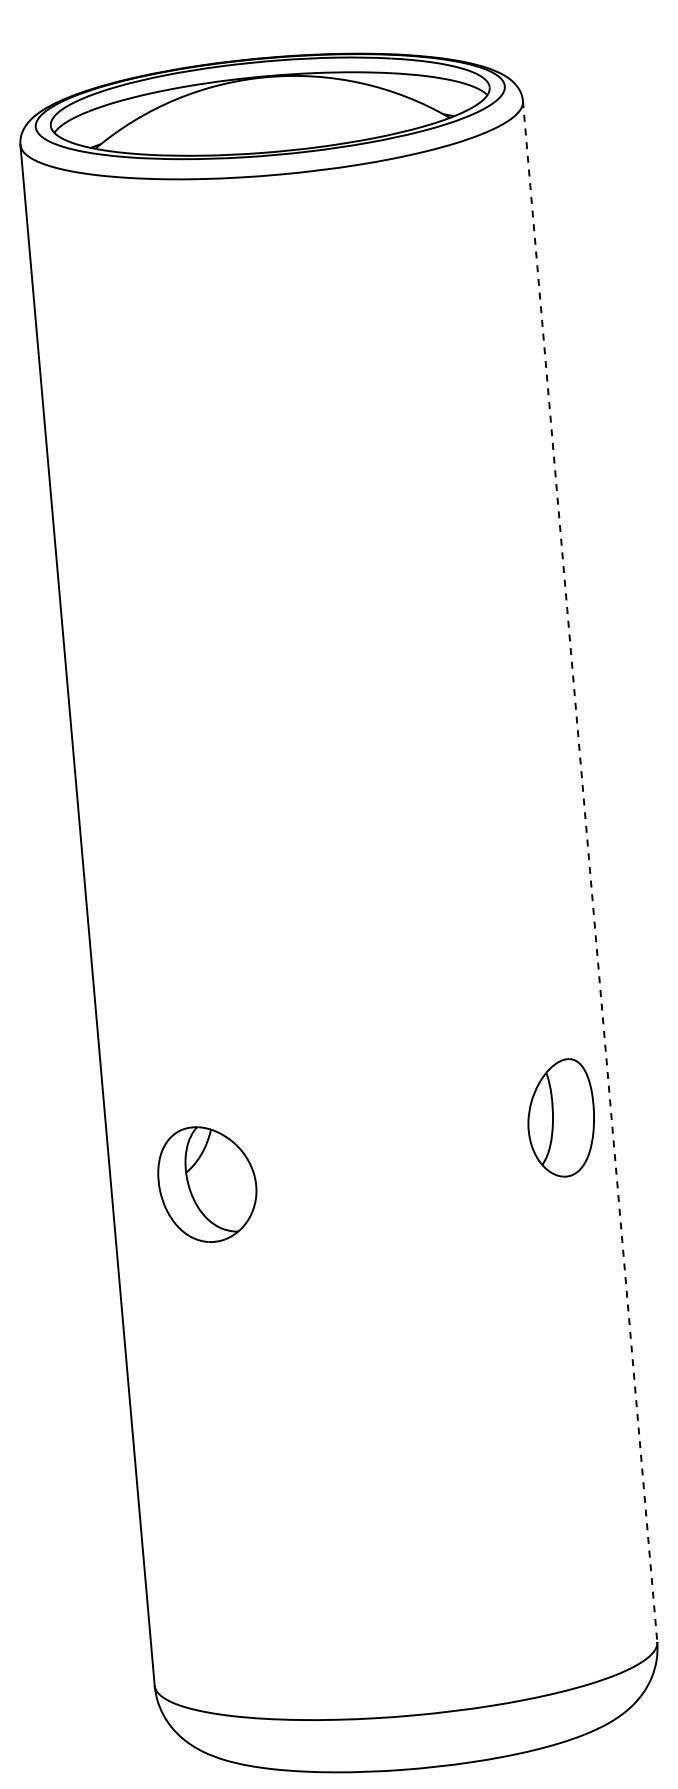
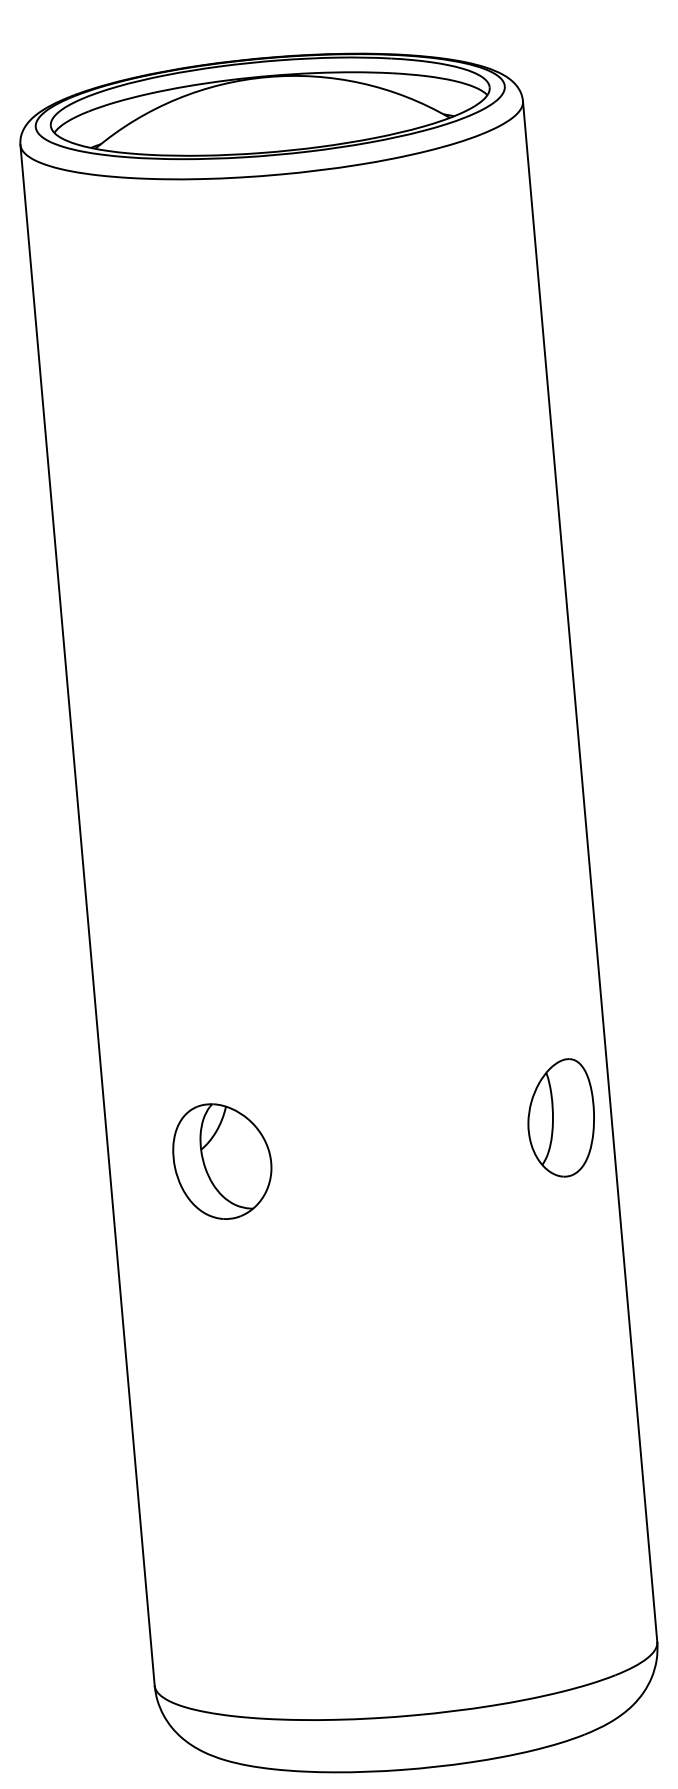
line: dashed -> solid (590, 872)
part position: (207, 1184) -> (222, 1161) (222, 1161)
